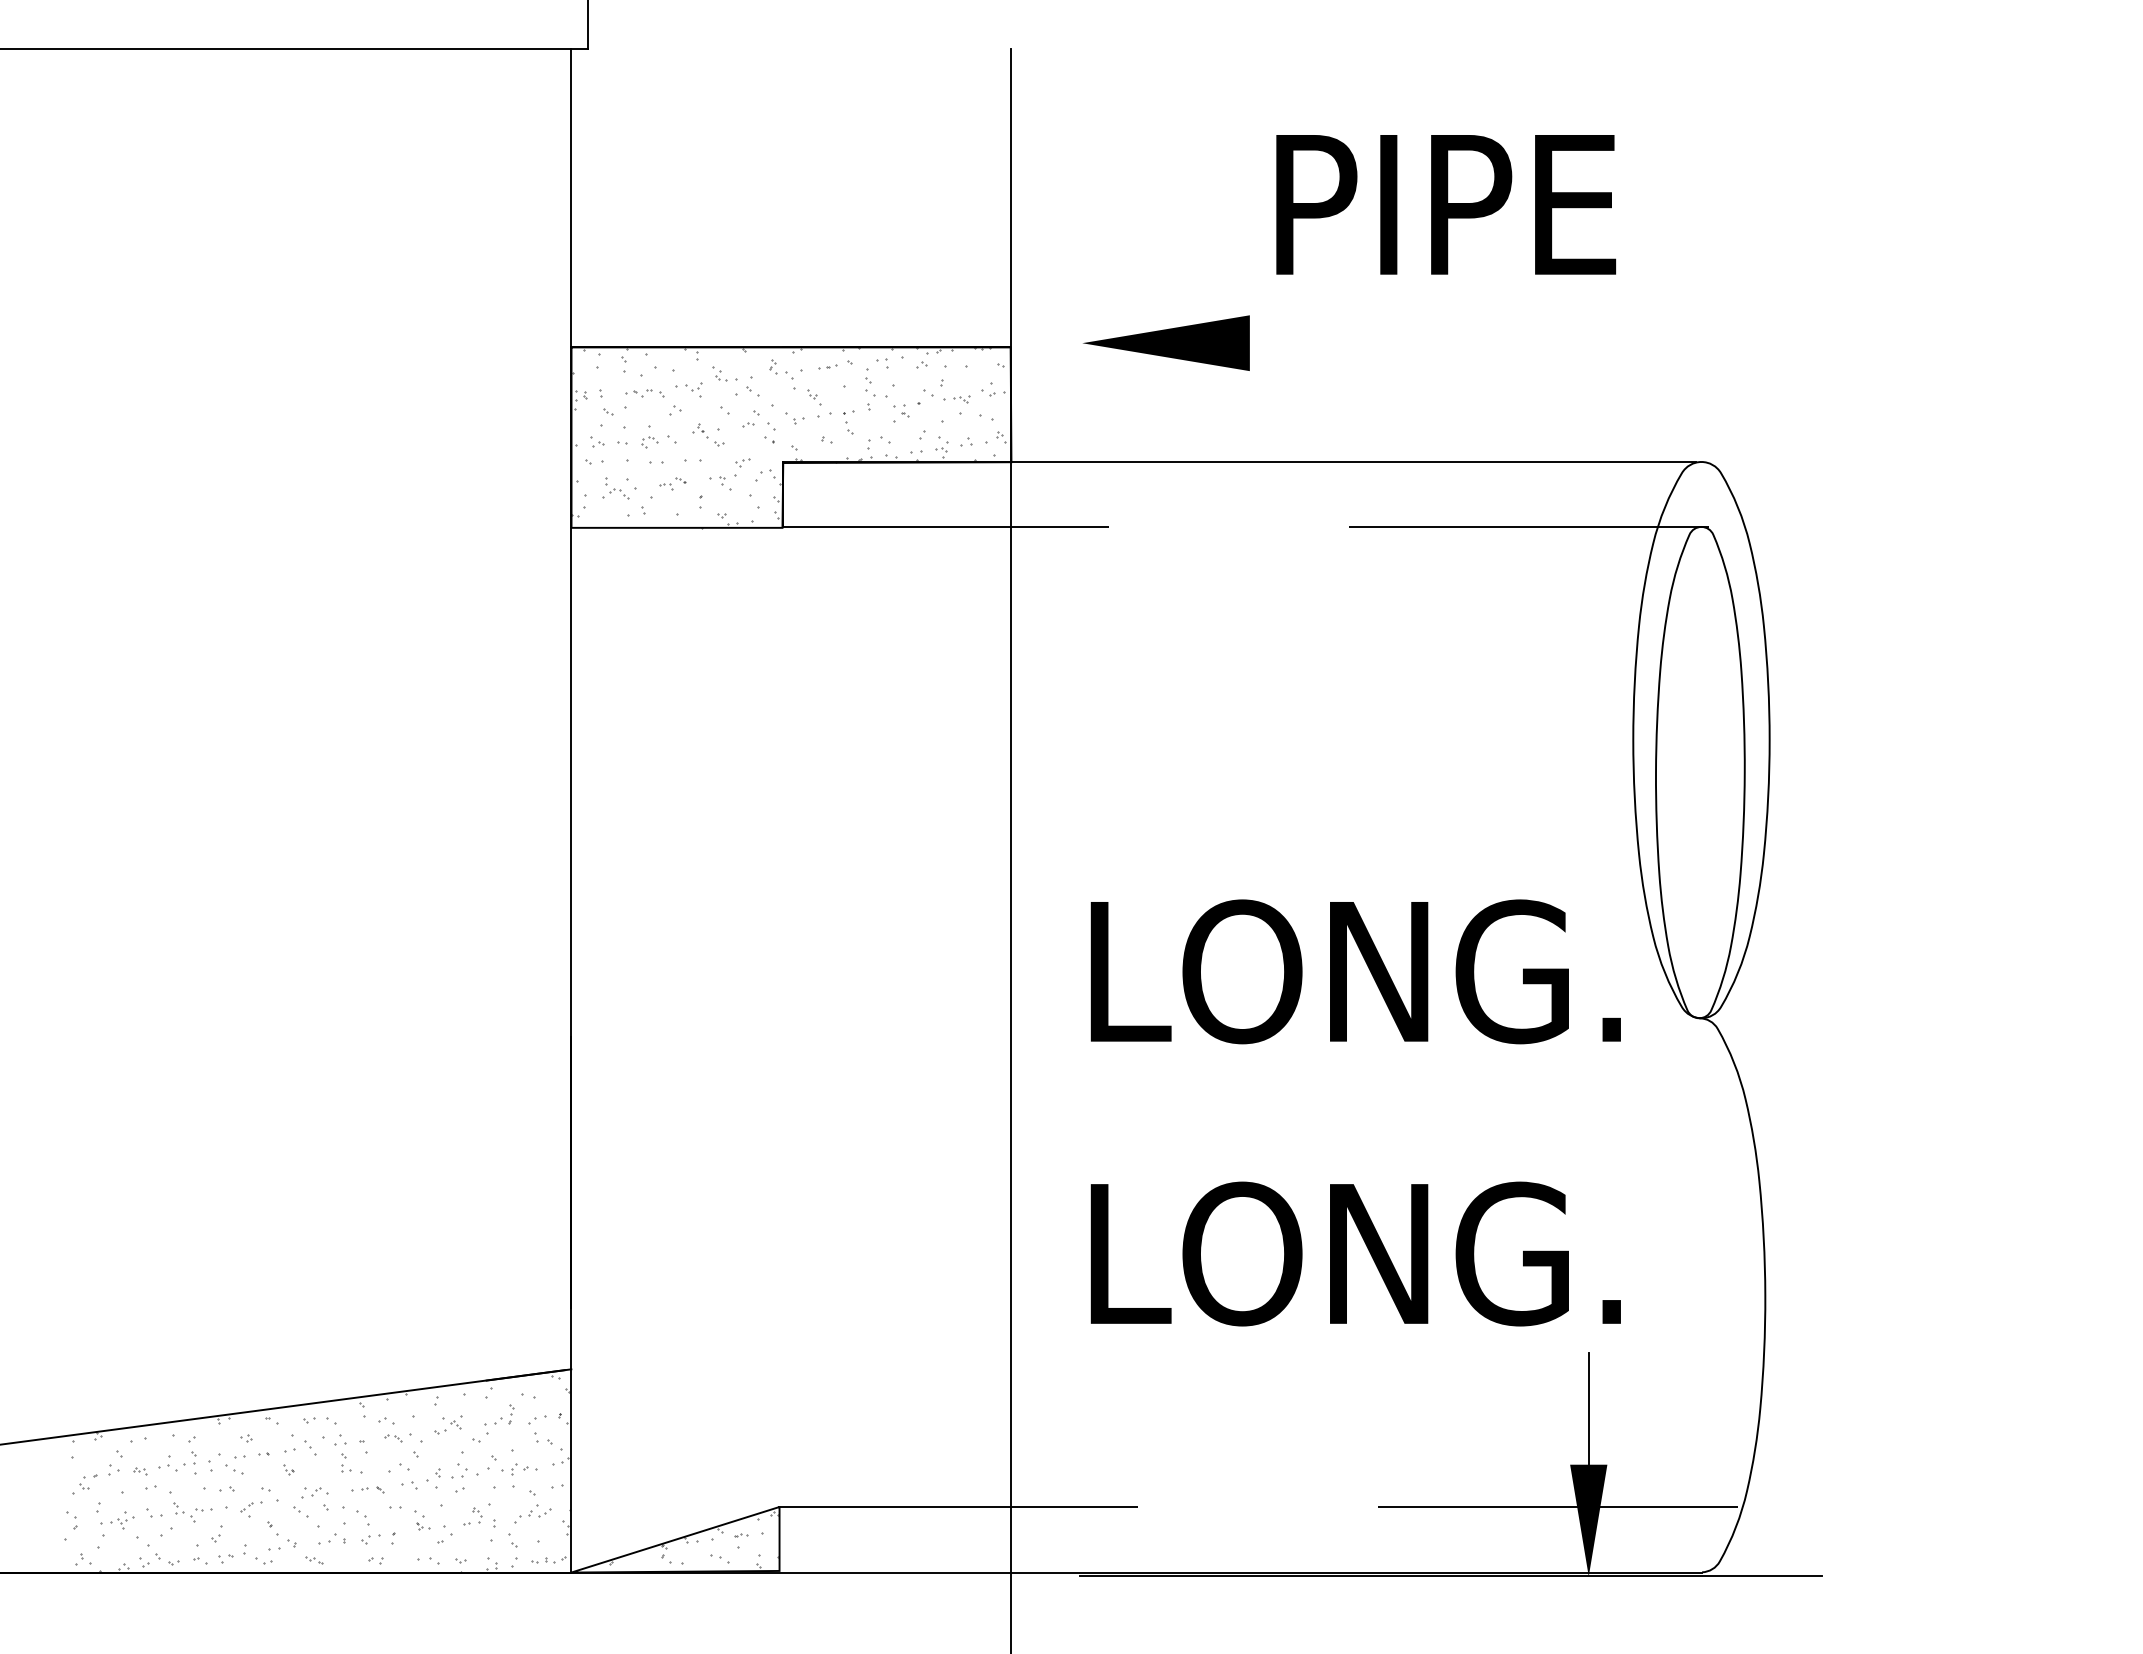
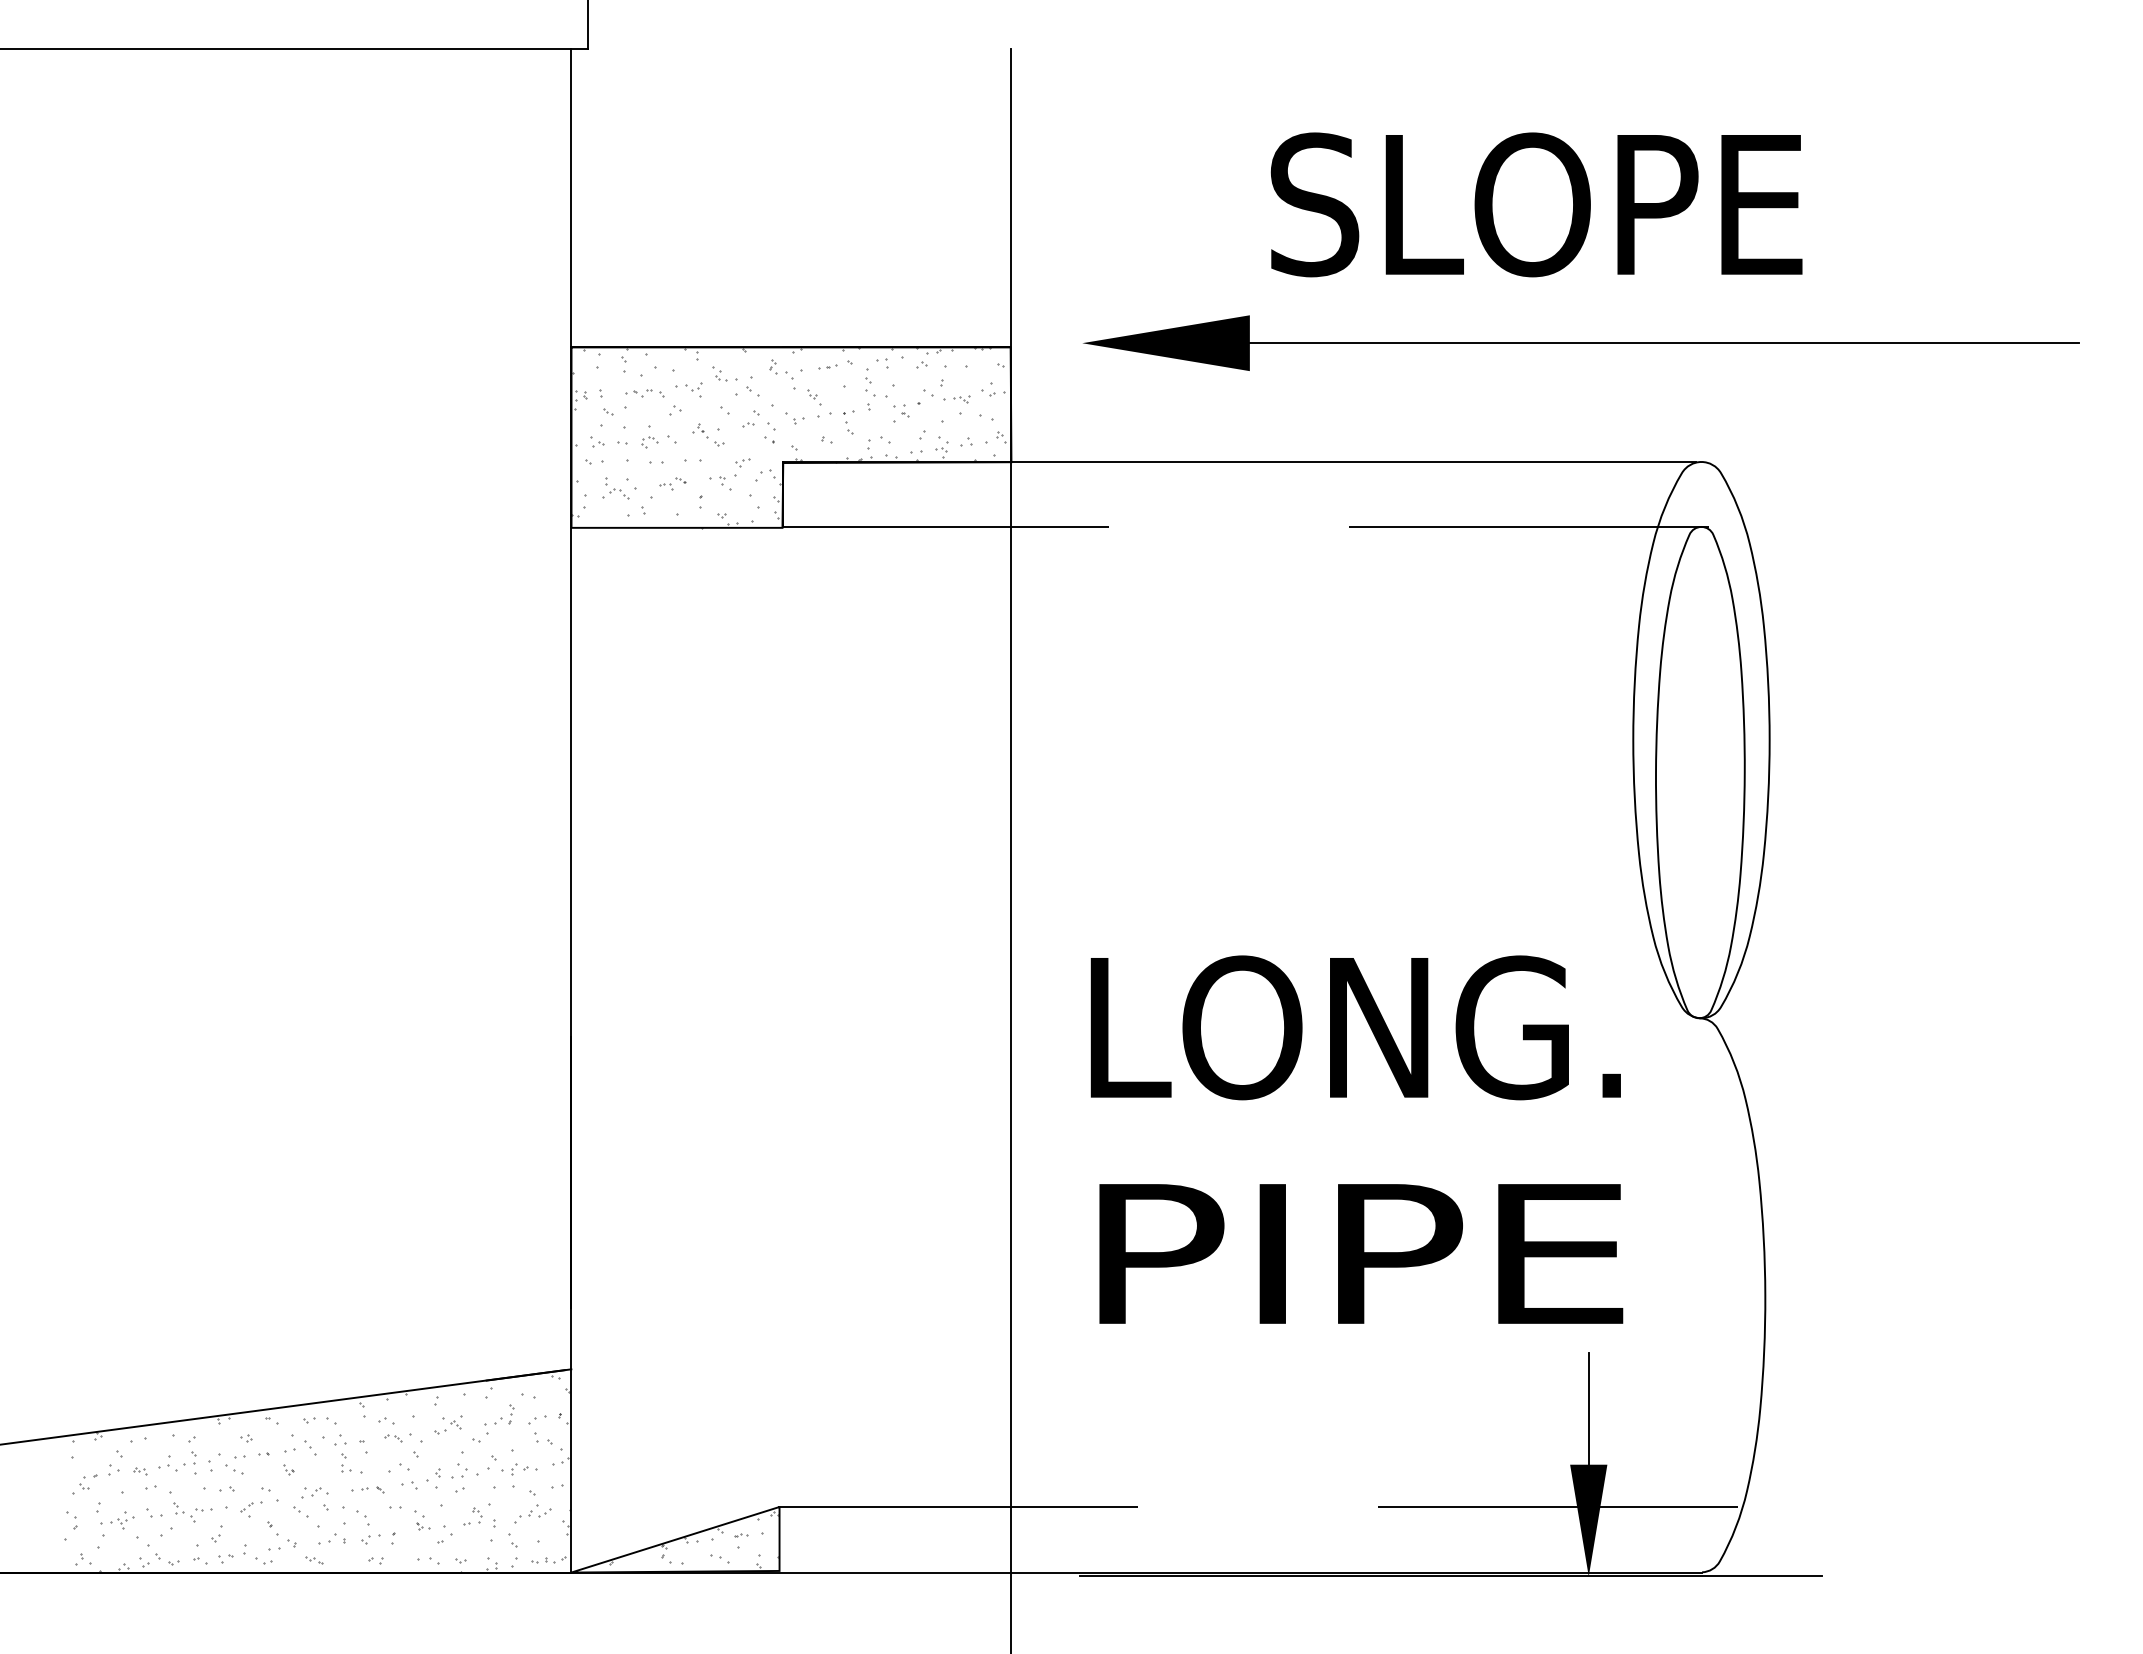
text: PIPE -> SLOPE (1536, 204)
line: none -> present (1663, 343)
text position: (1355, 971) -> (1355, 1027) (1355, 1027)
text: LONG. -> PIPE (1356, 1253)
